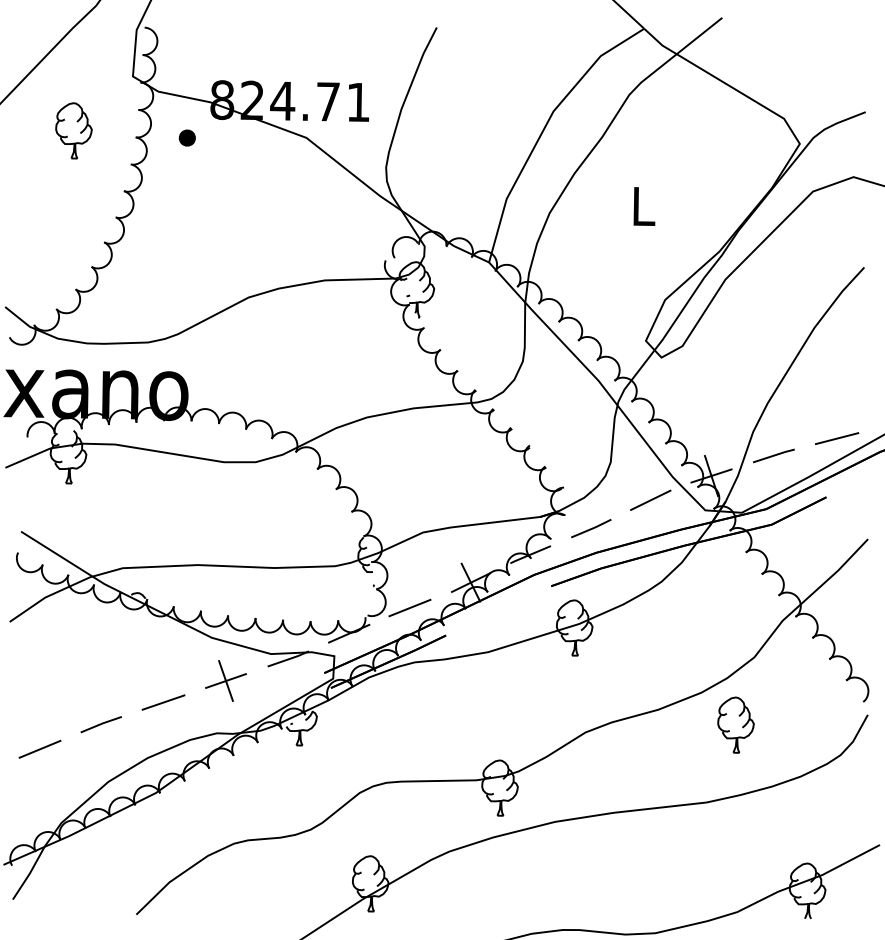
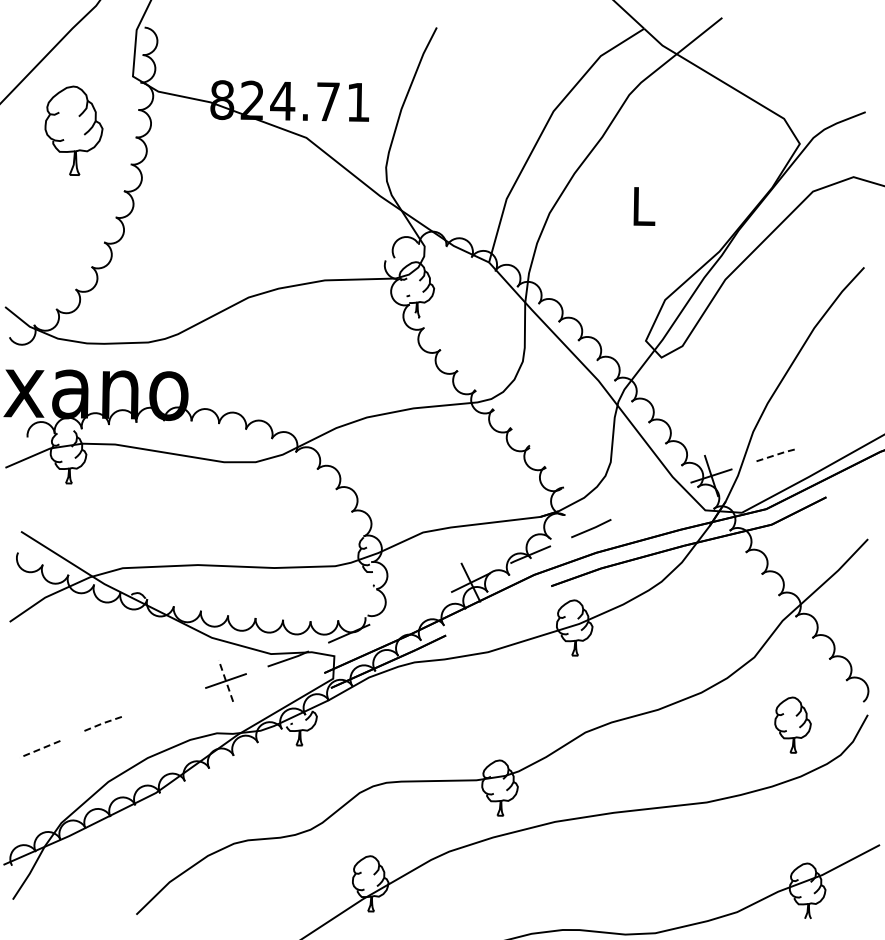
part size: 38x58 px -> 60x91 px (73, 130)
part: present -> none (186, 137)
line: present -> none (836, 438)
line: solid -> dashed (773, 455)
line: present -> none (650, 499)
line: present -> none (409, 607)
line: solid -> dashed (226, 681)
line: present -> none (163, 702)
line: solid -> dashed (101, 723)
part position: (735, 724) -> (792, 724) (792, 724)
line: solid -> dashed (39, 749)
